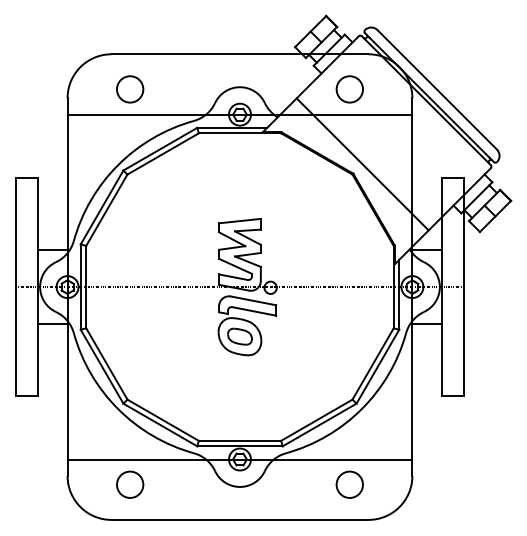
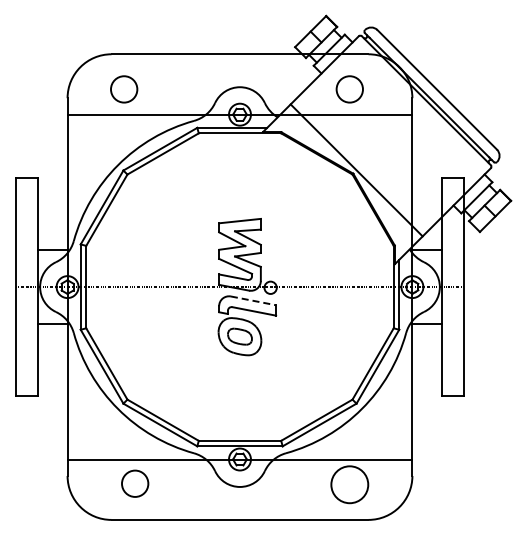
circle position: (130, 89) -> (124, 89) (124, 89)
line position: (362, 164) -> (356, 170) (356, 170)
line: solid -> dashed (254, 300)
circle position: (130, 484) -> (135, 483) (135, 483)
circle diameter: 26 px -> 37 px (349, 484)
